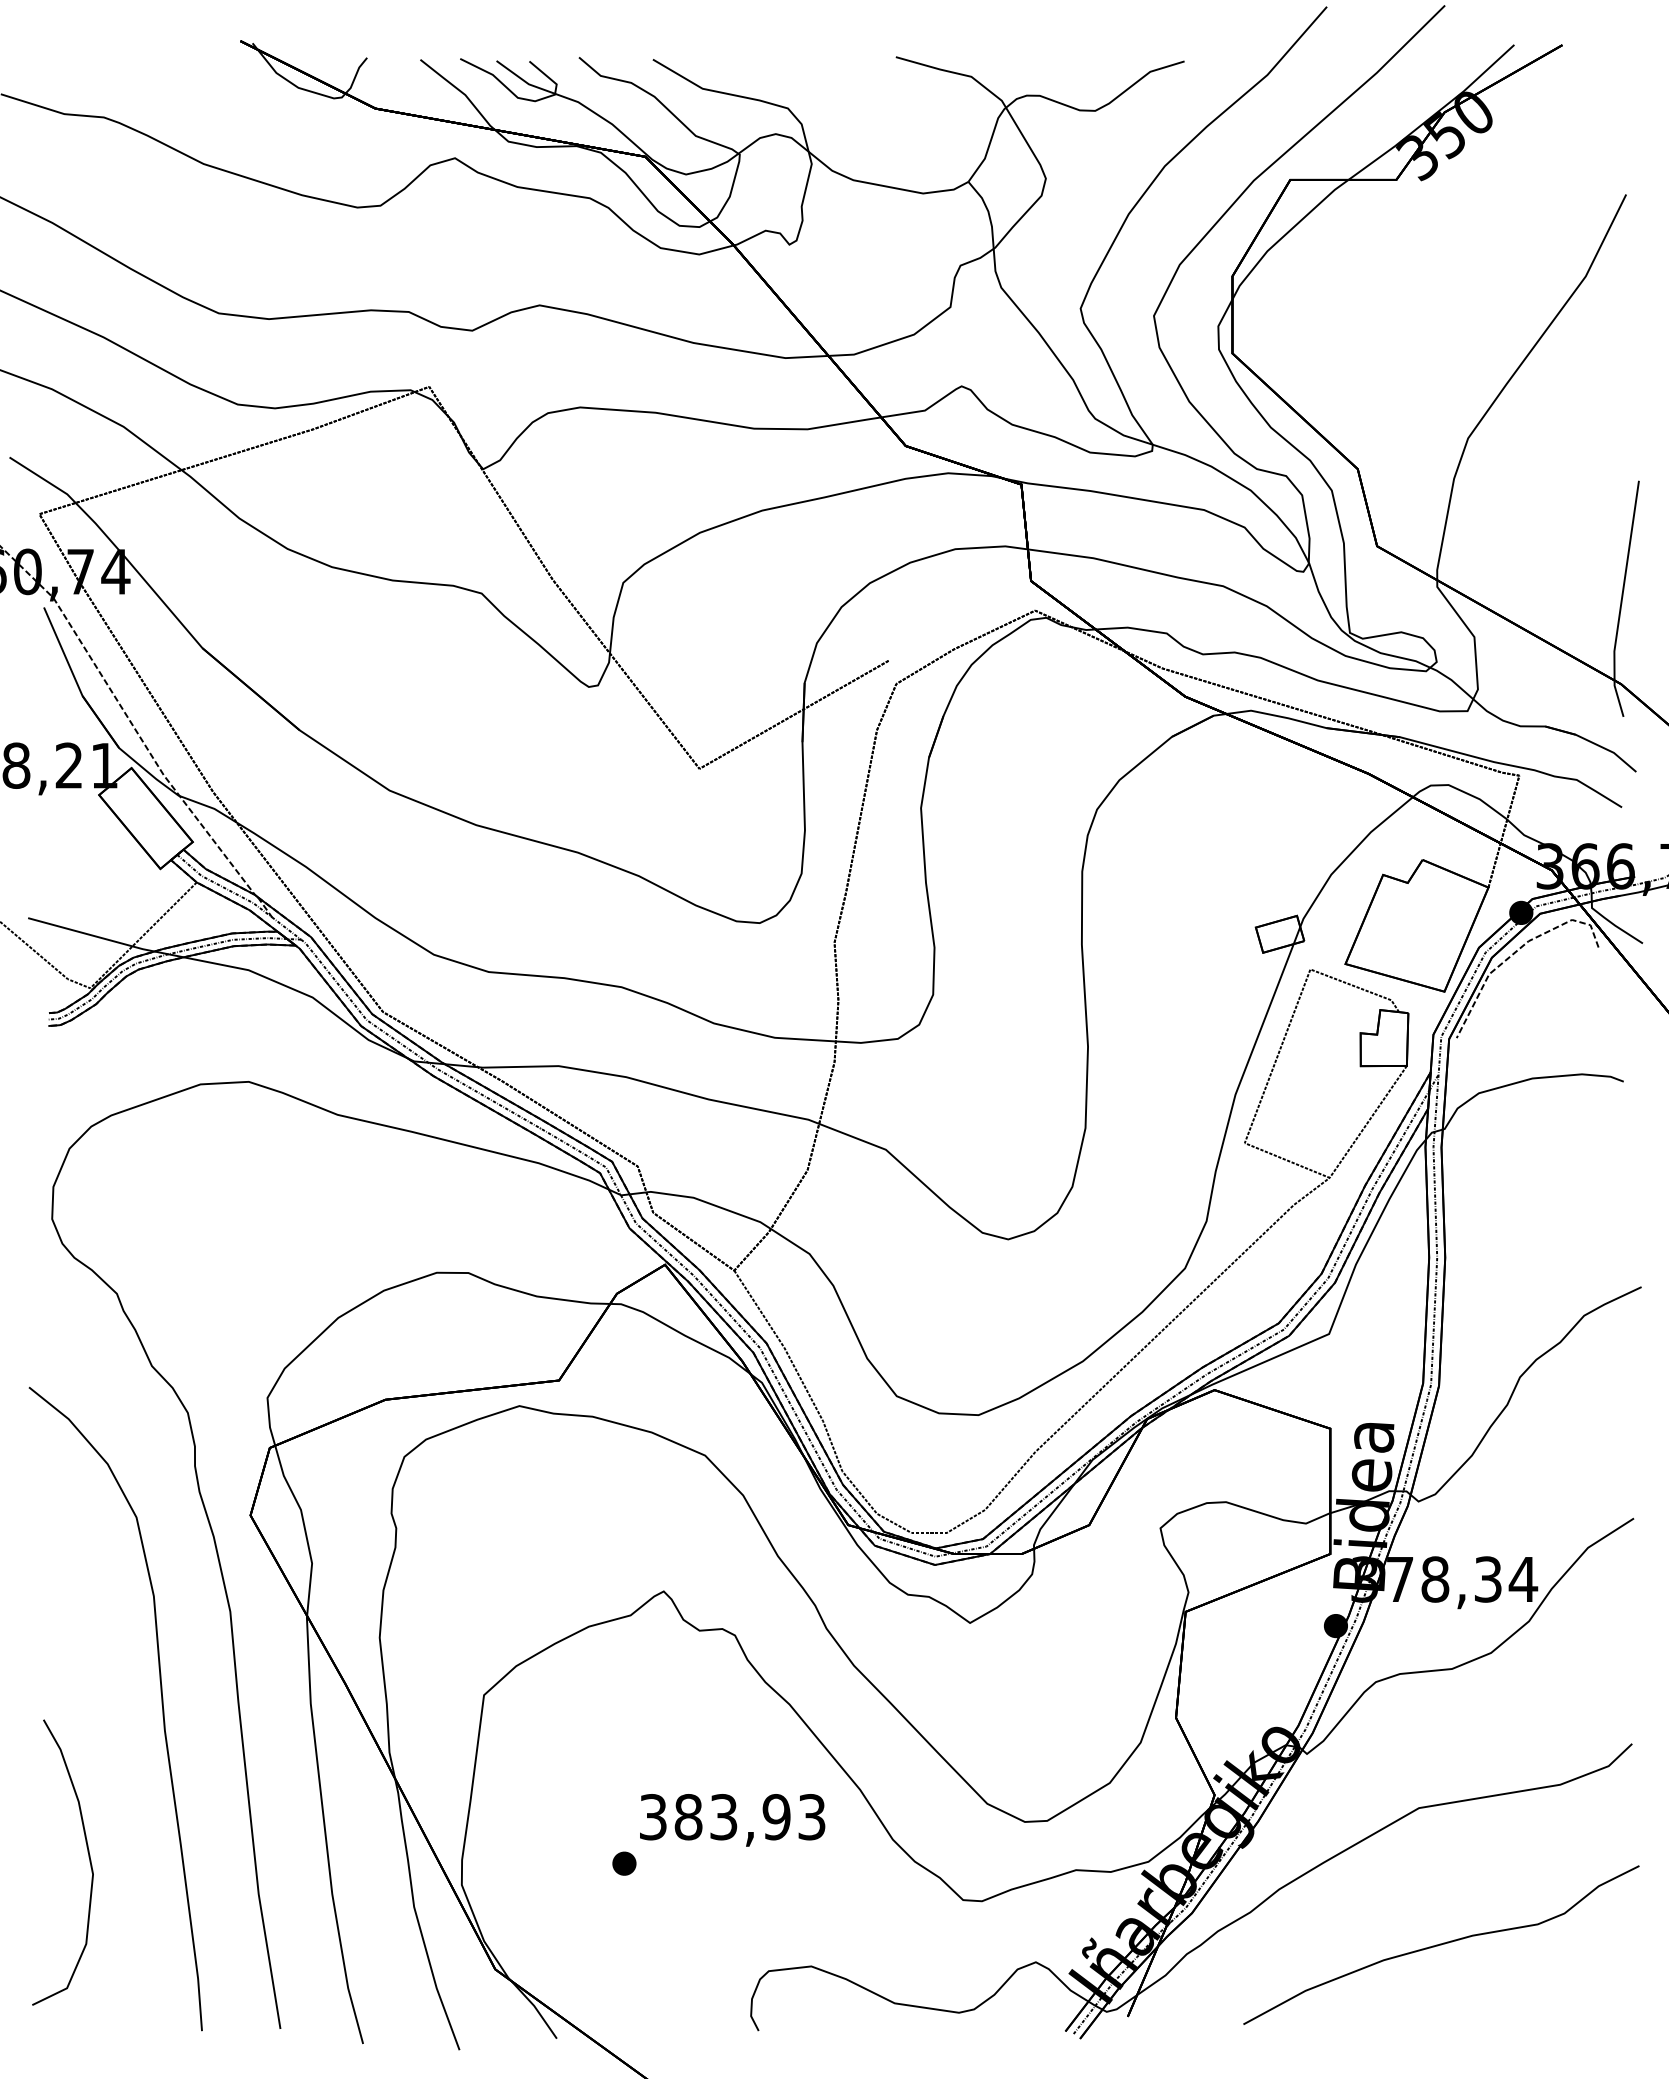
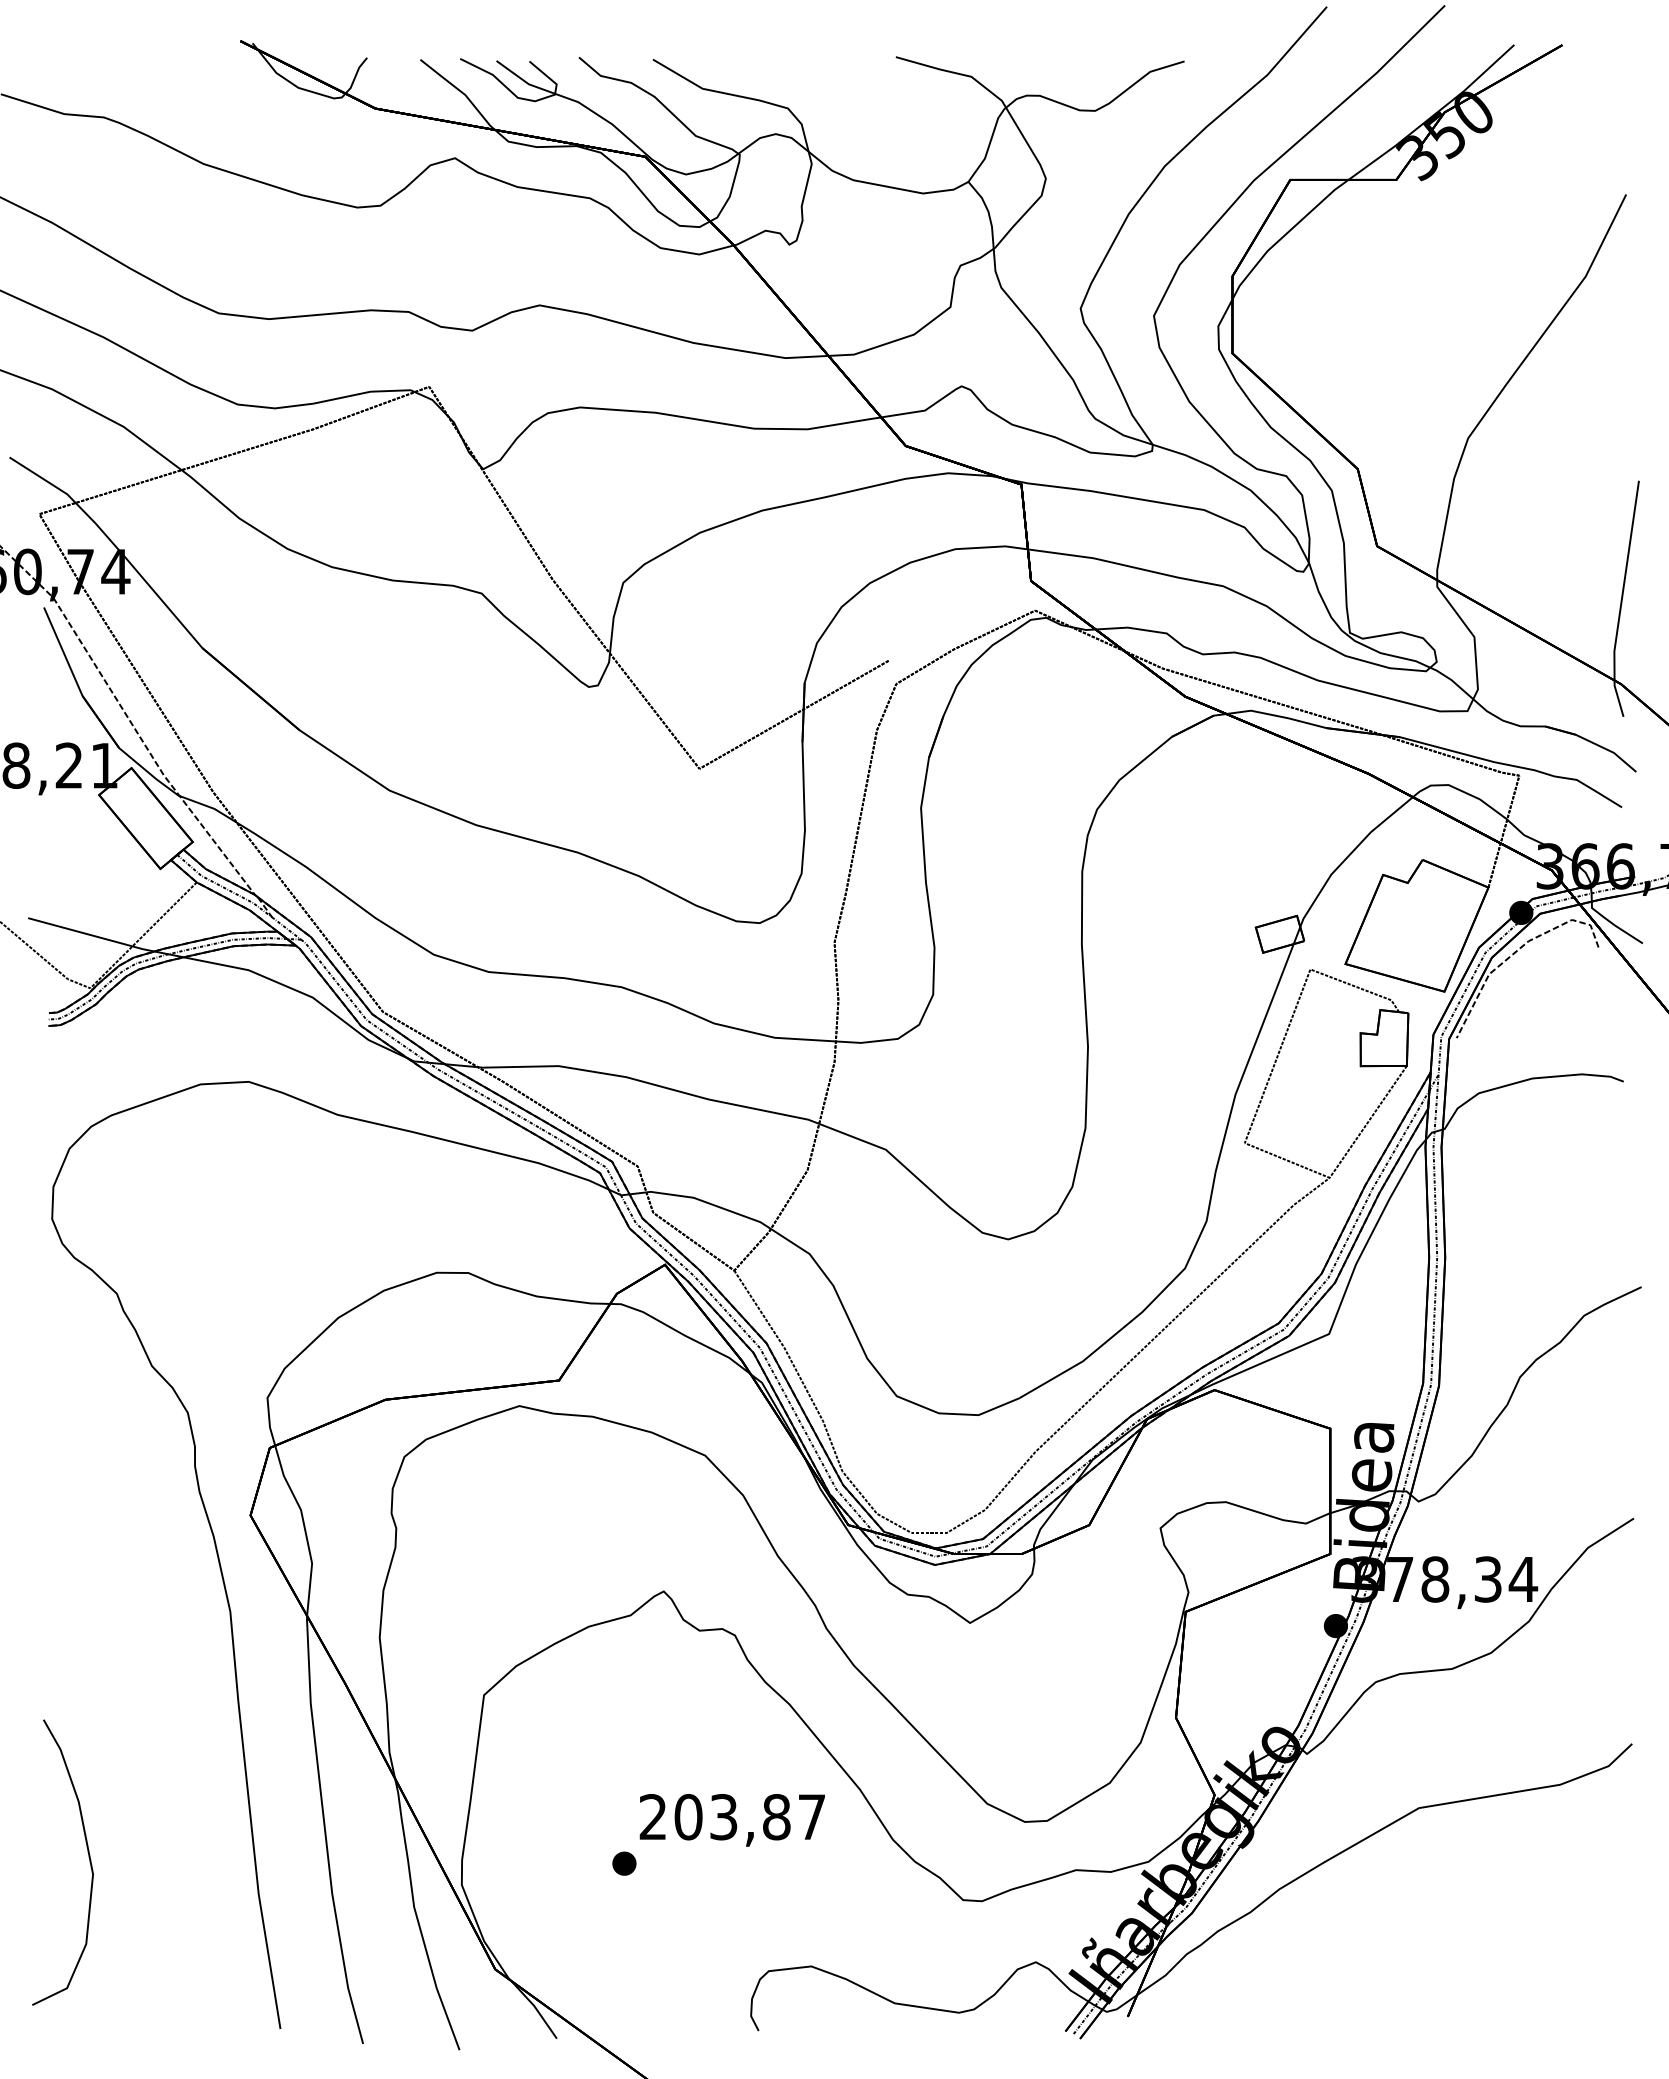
curve: present -> none (161, 1704)
text: 383,93 -> 203,87 (732, 1817)
curve: present -> none (1441, 1944)
